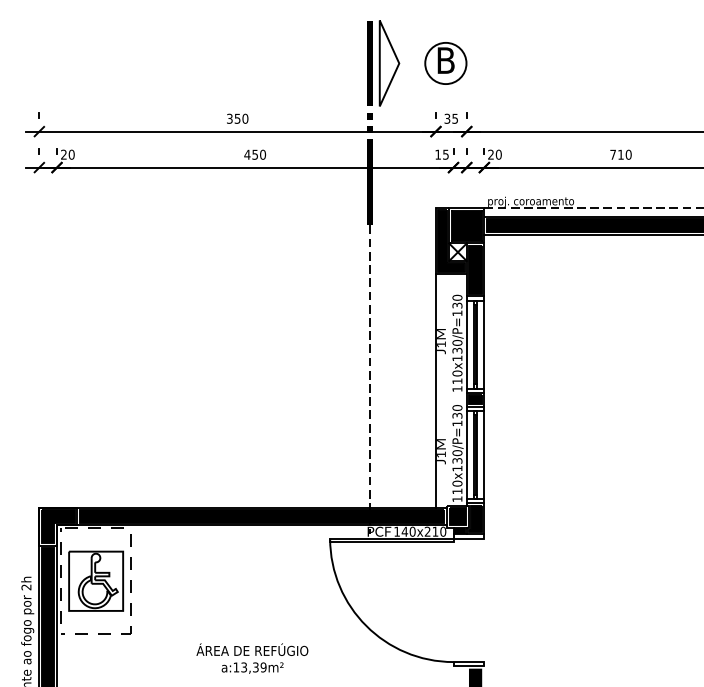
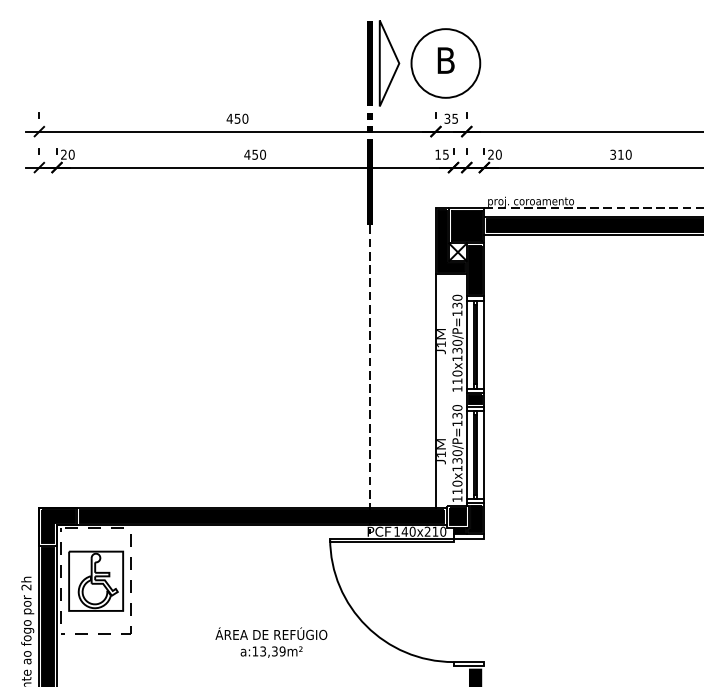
circle diameter: 41 px -> 69 px (445, 63)
text: 350 -> 450 (229, 118)
text: 710 -> 310 (612, 154)
text position: (252, 658) -> (271, 642) (271, 642)
